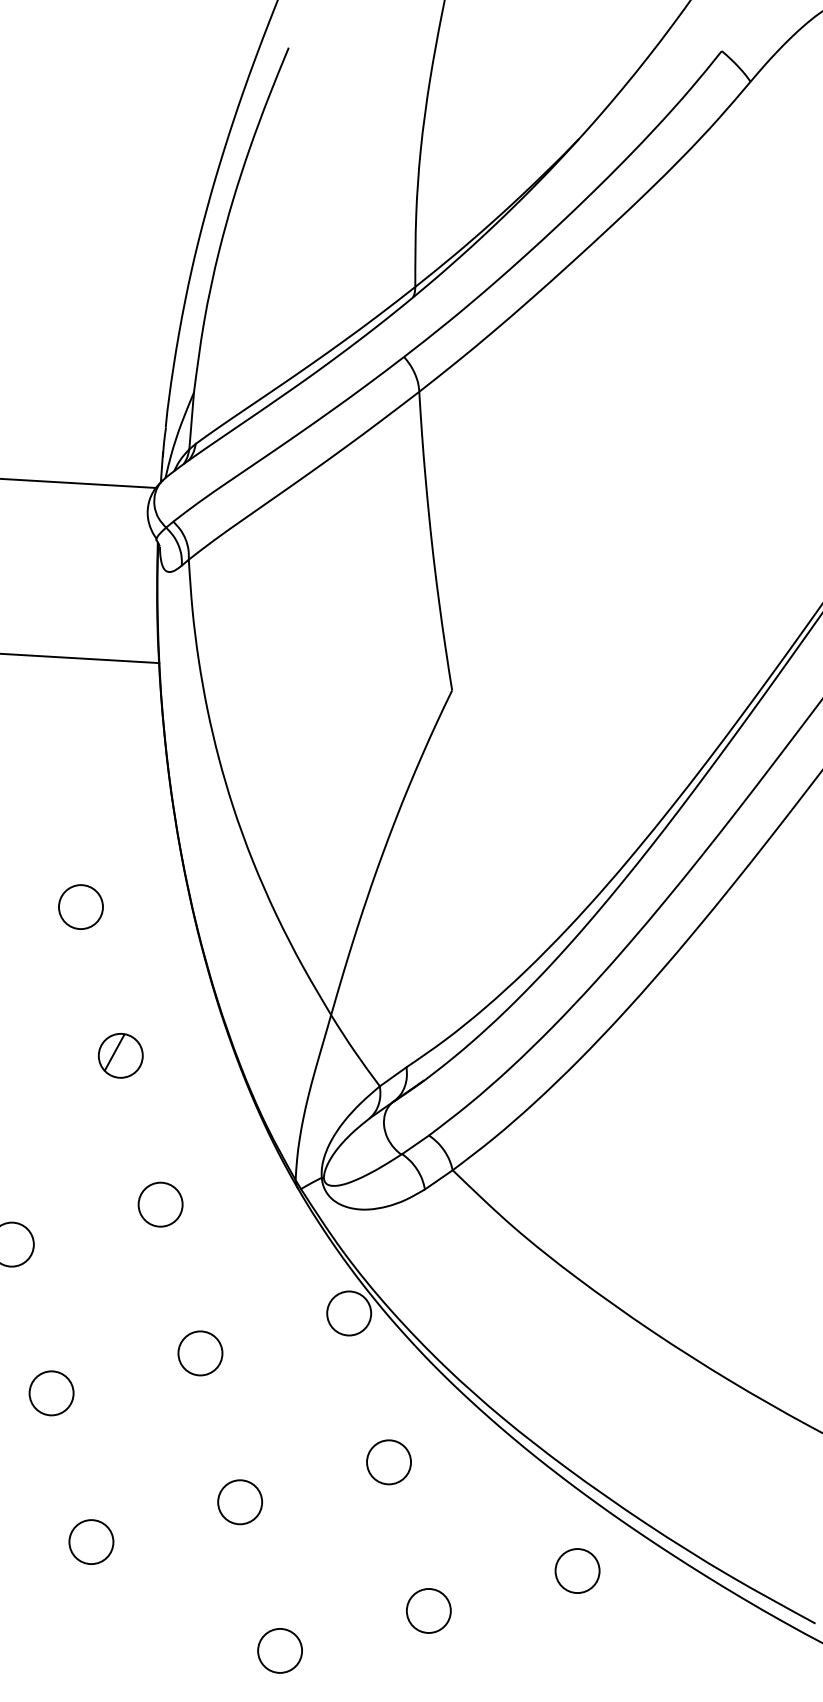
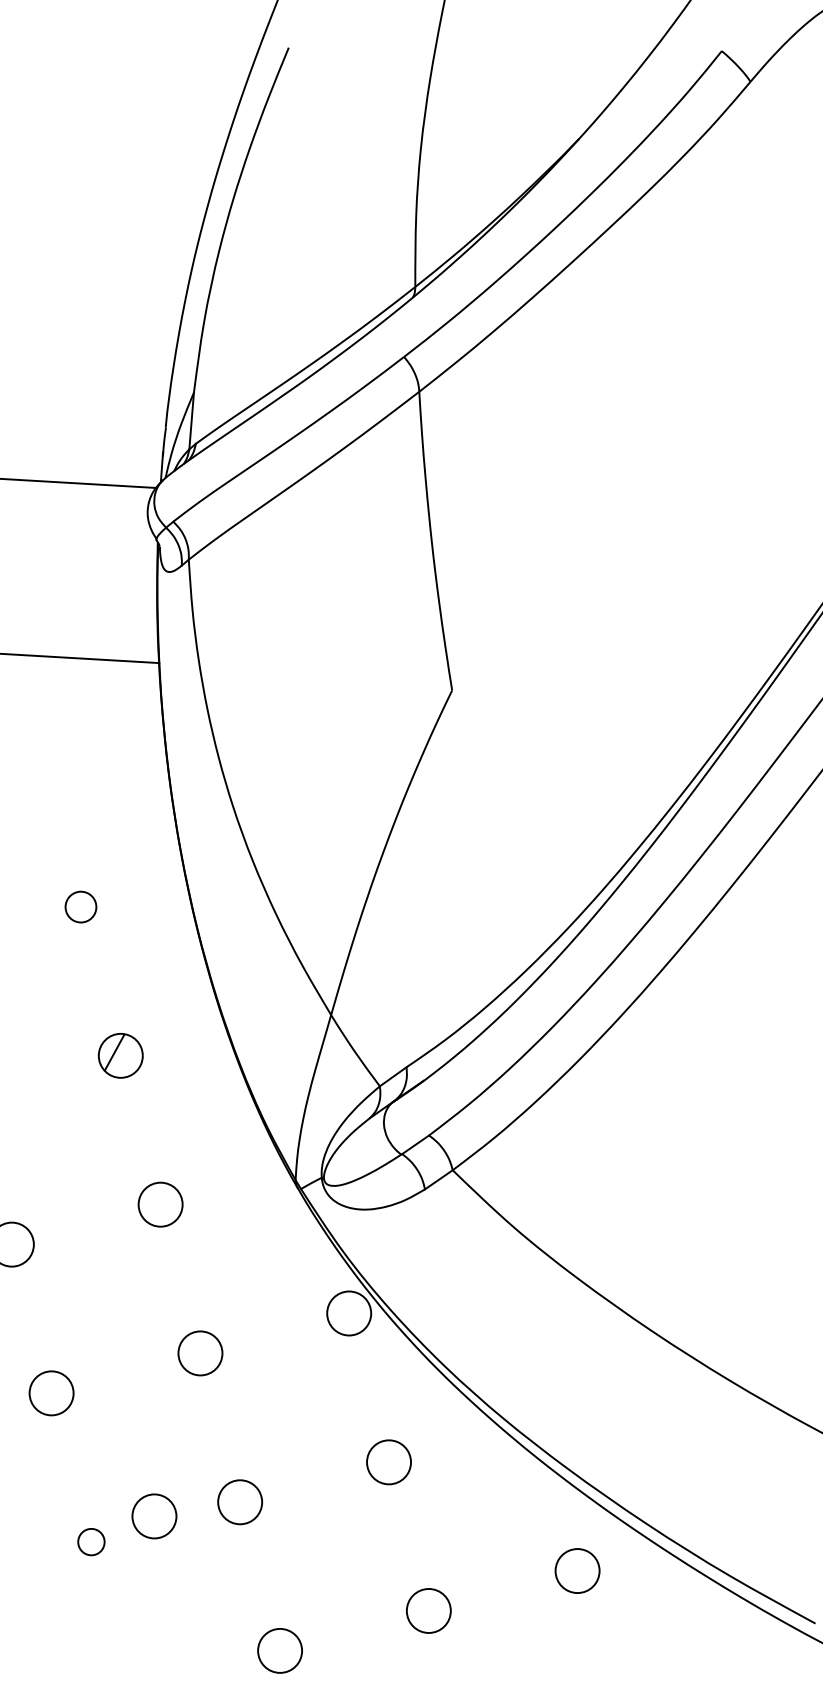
circle diameter: 44 px -> 31 px (80, 906)
circle: none -> present (154, 1516)
circle diameter: 44 px -> 26 px (91, 1541)
